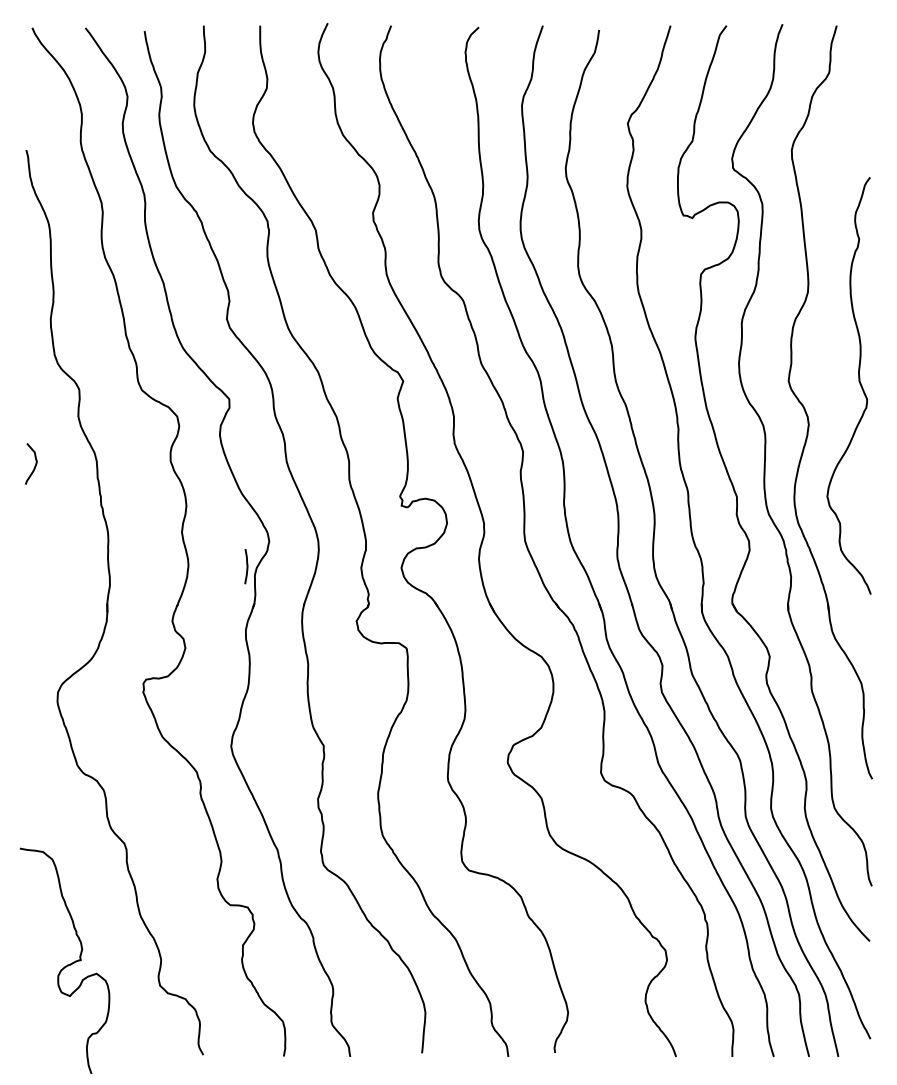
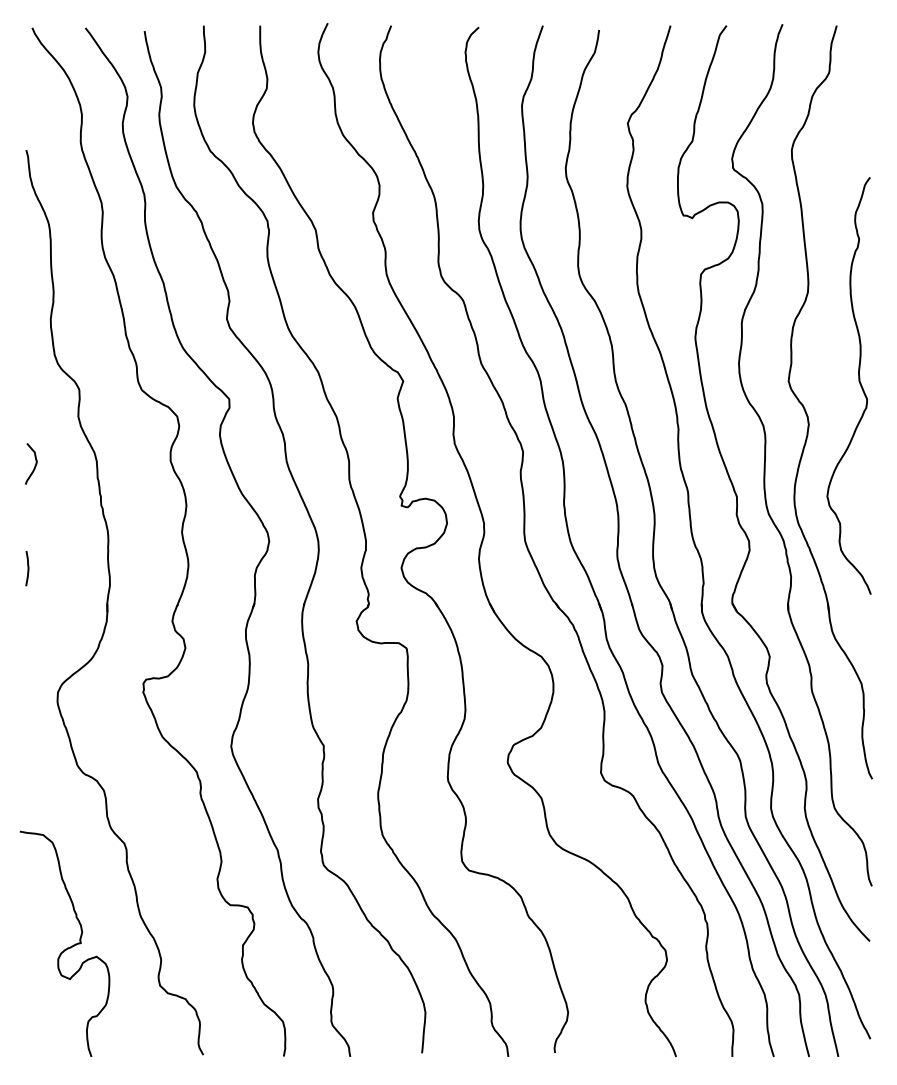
curve position: (246, 566) -> (27, 568) (27, 568)
curve position: (67, 964) -> (67, 947) (67, 947)
